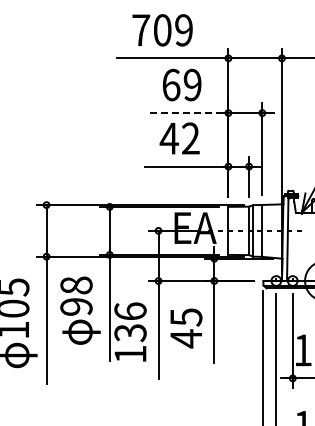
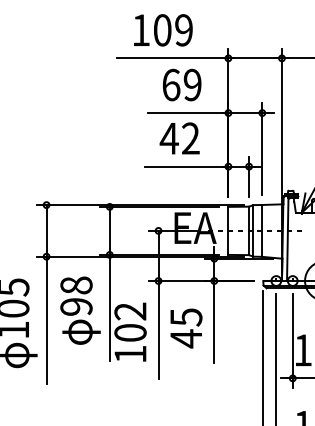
text: 709 -> 109 (141, 29)
line: dashed -> solid (184, 113)
text: 136 -> 102 (130, 322)
